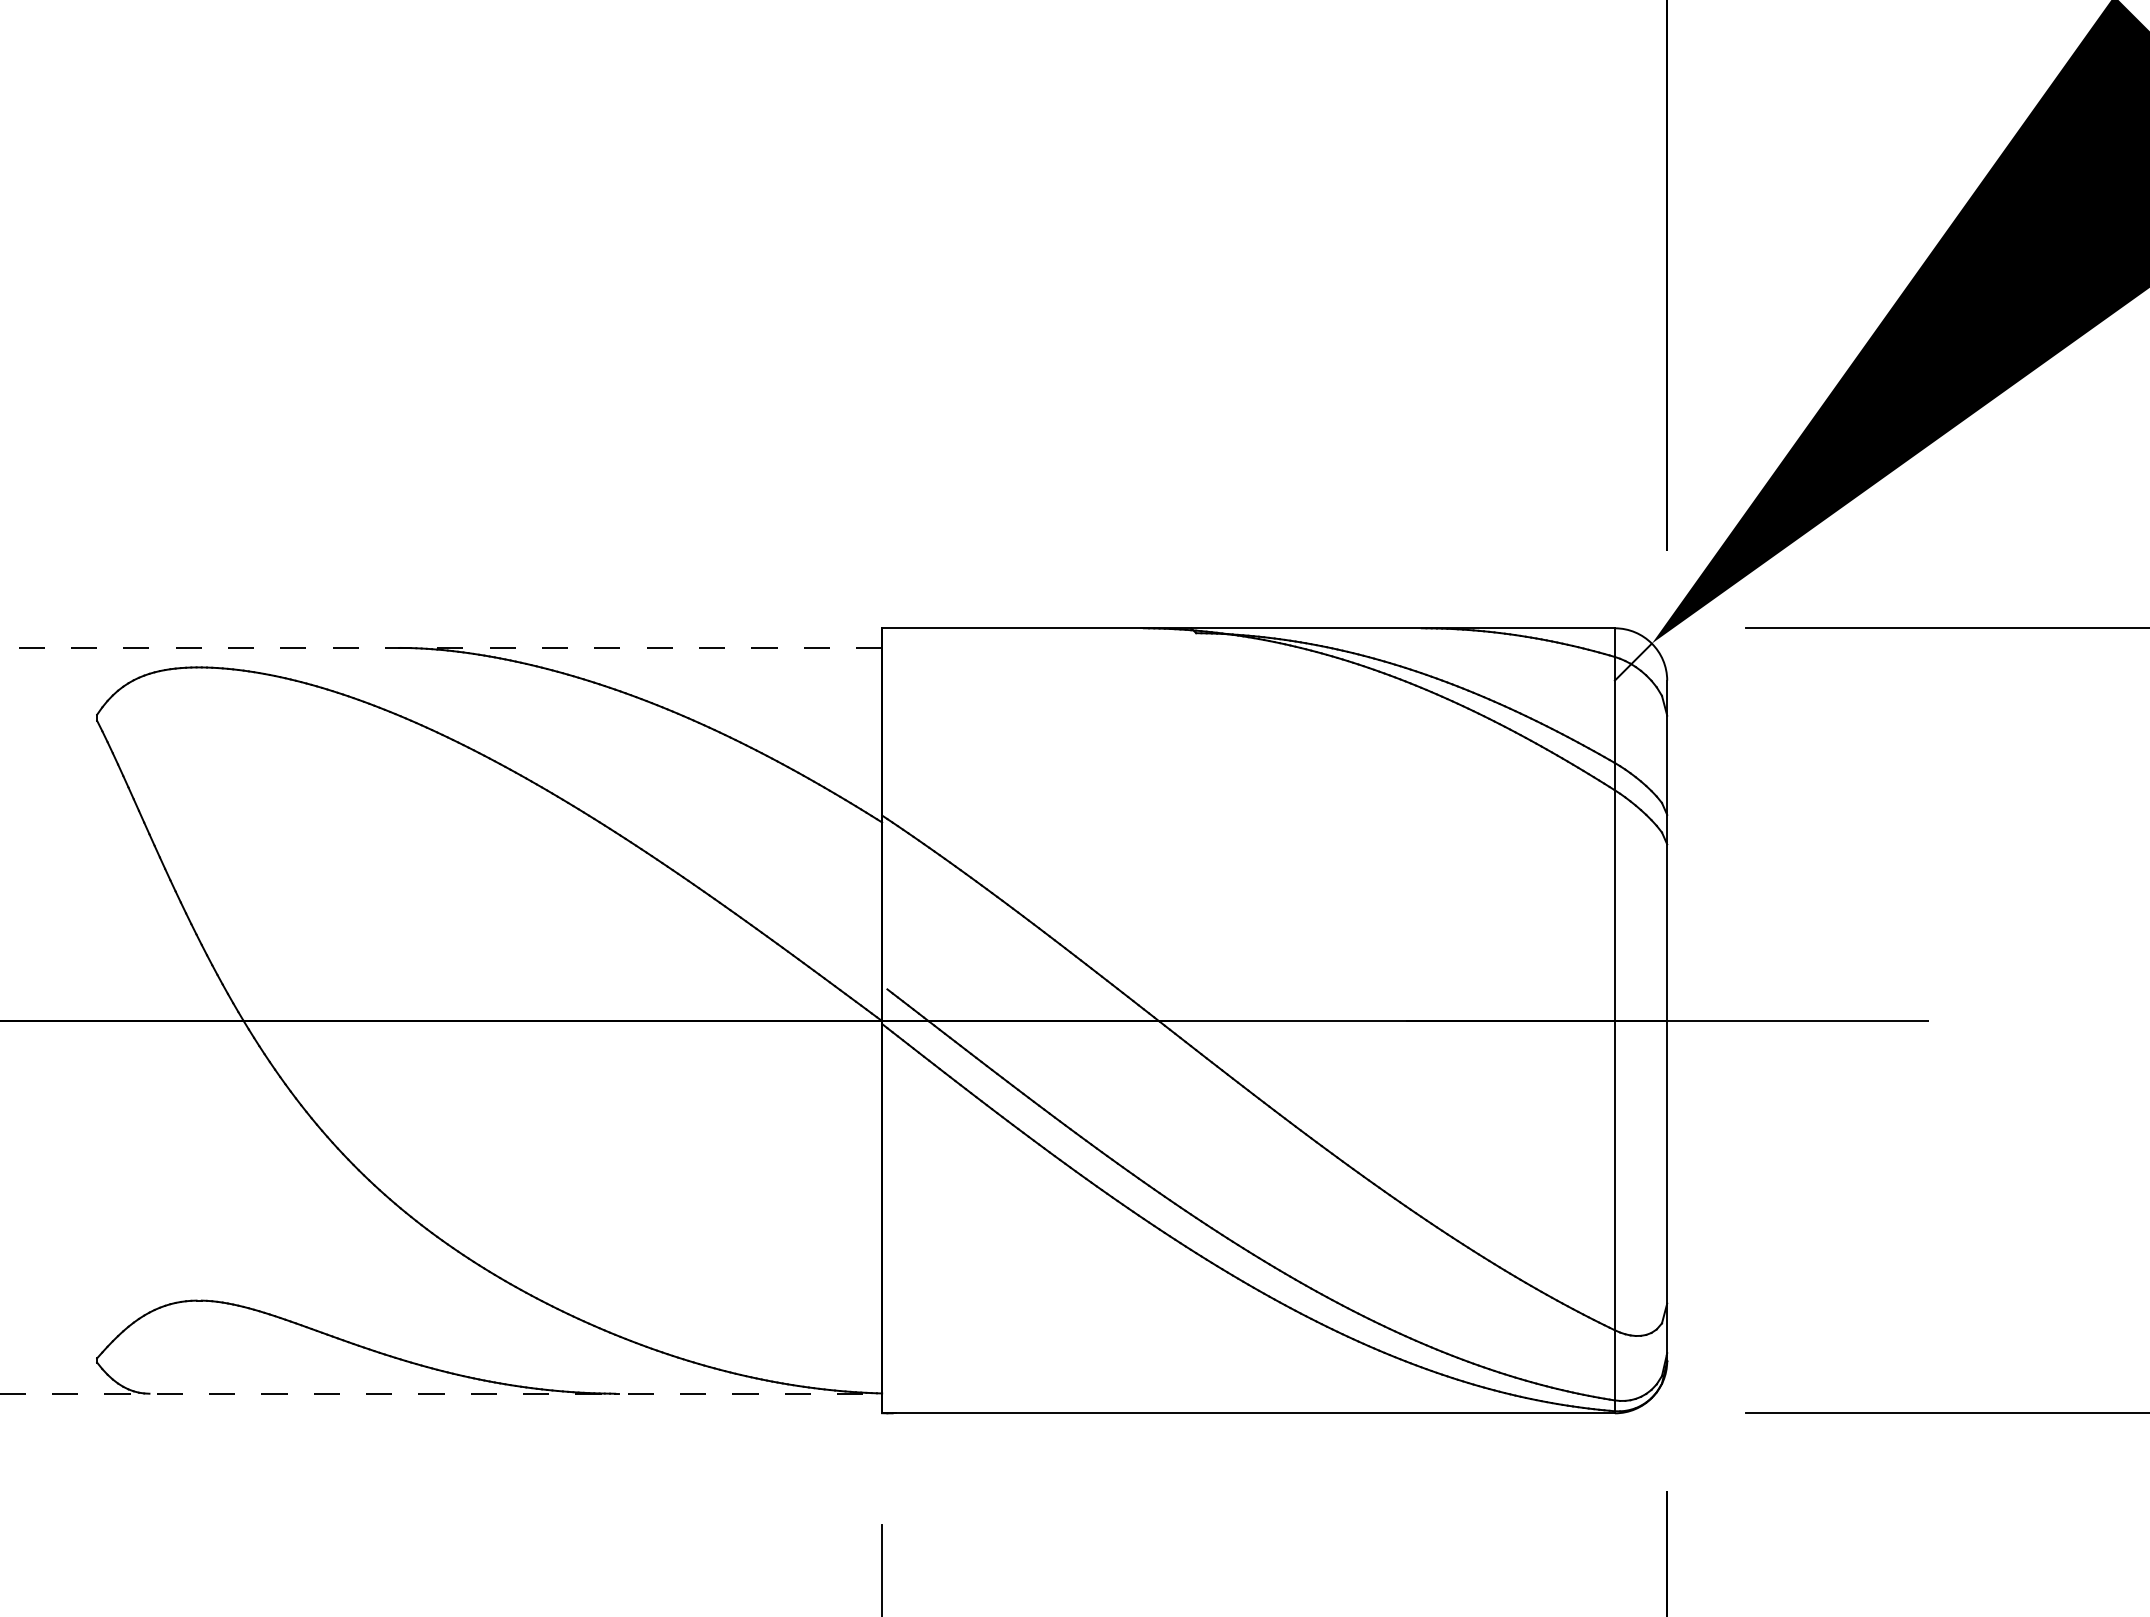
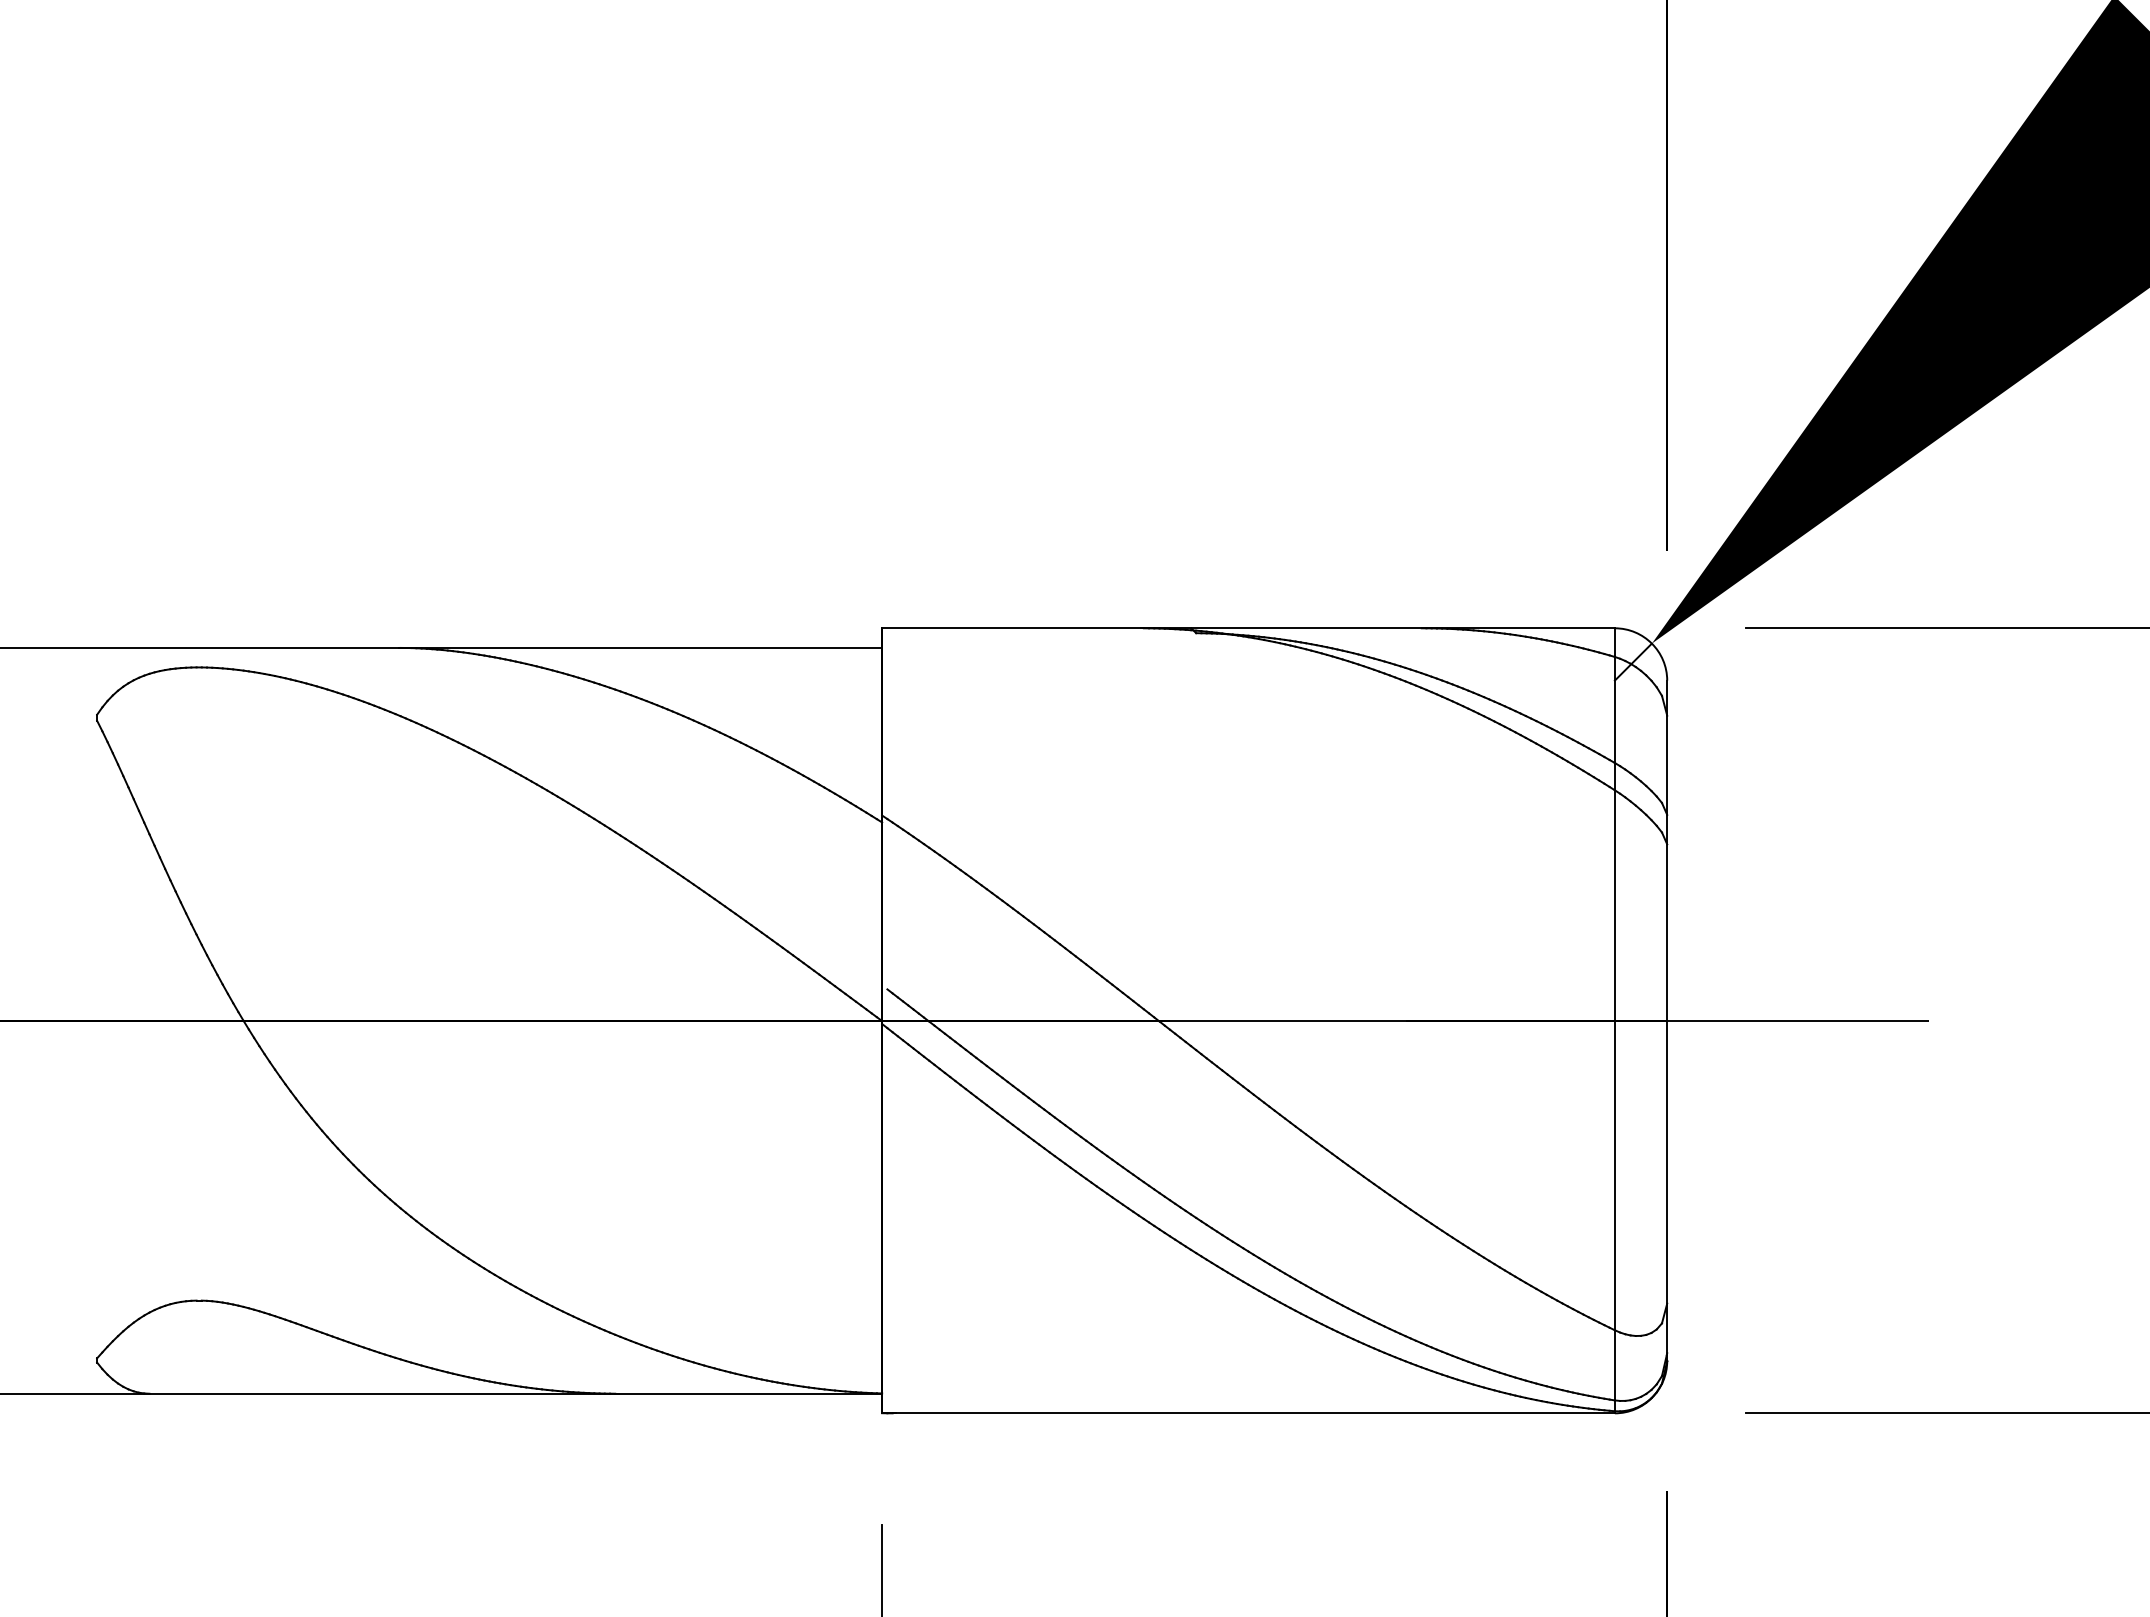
line: dashed -> solid (441, 647)
line: dashed -> solid (441, 1393)
